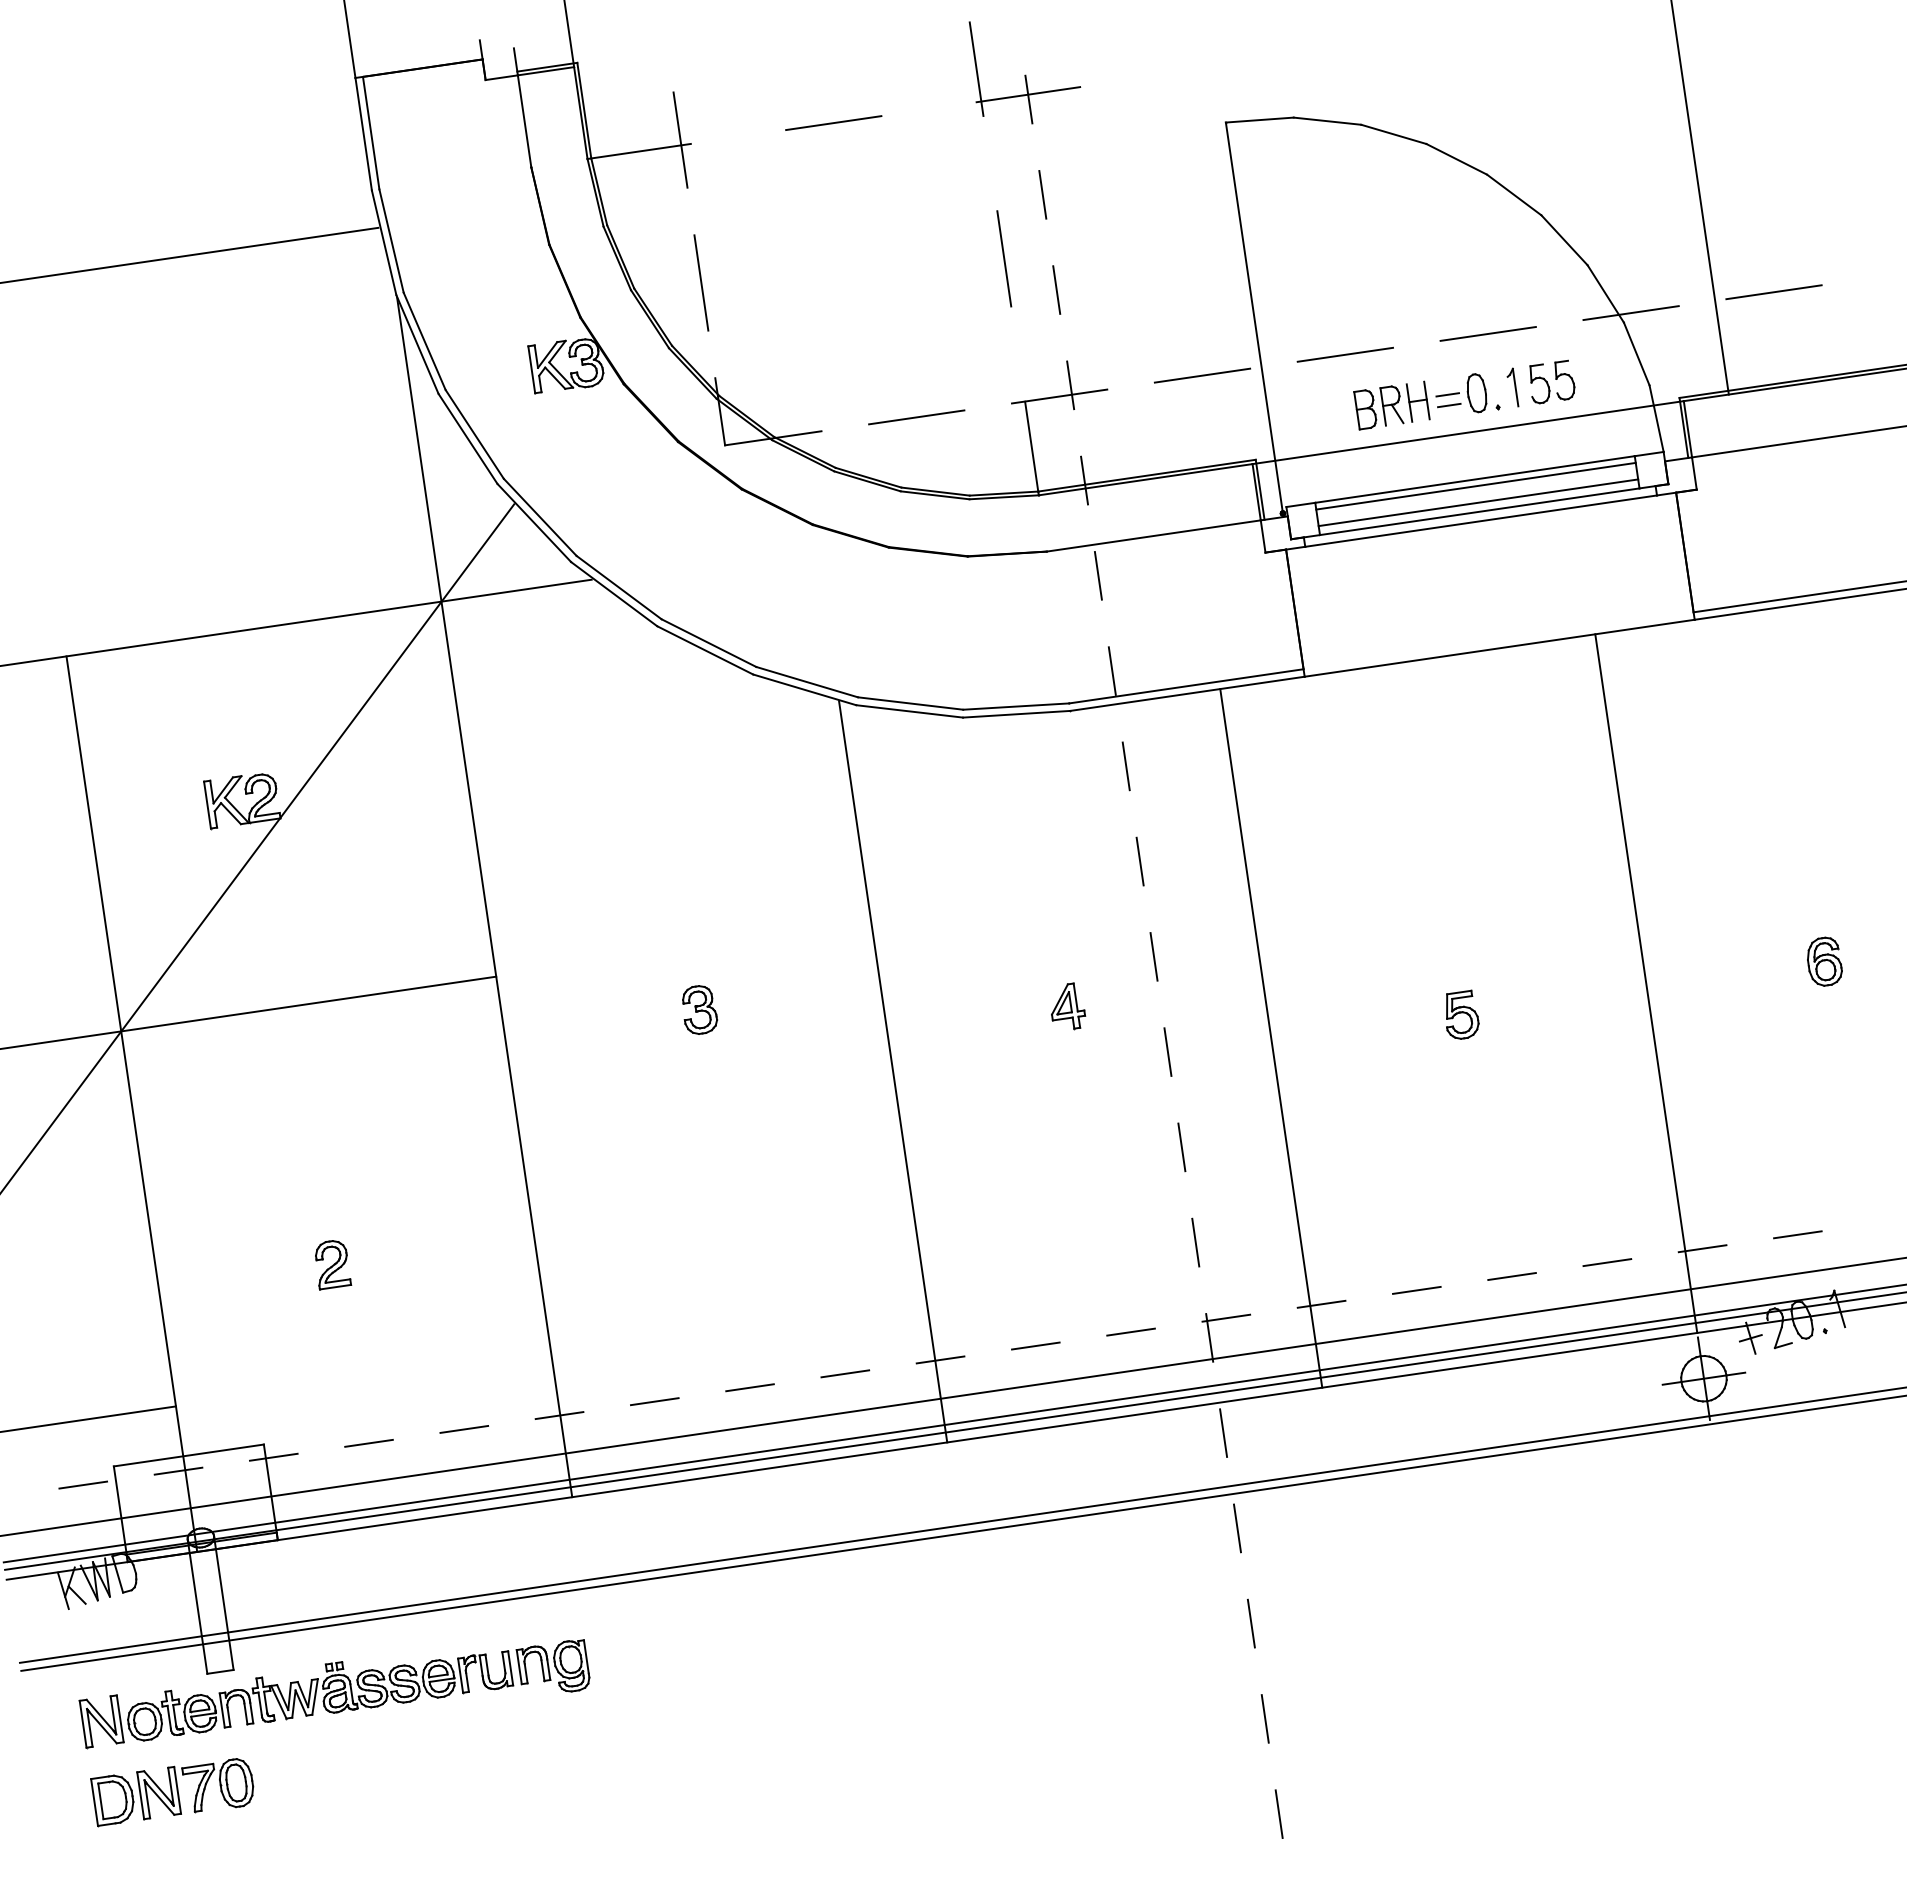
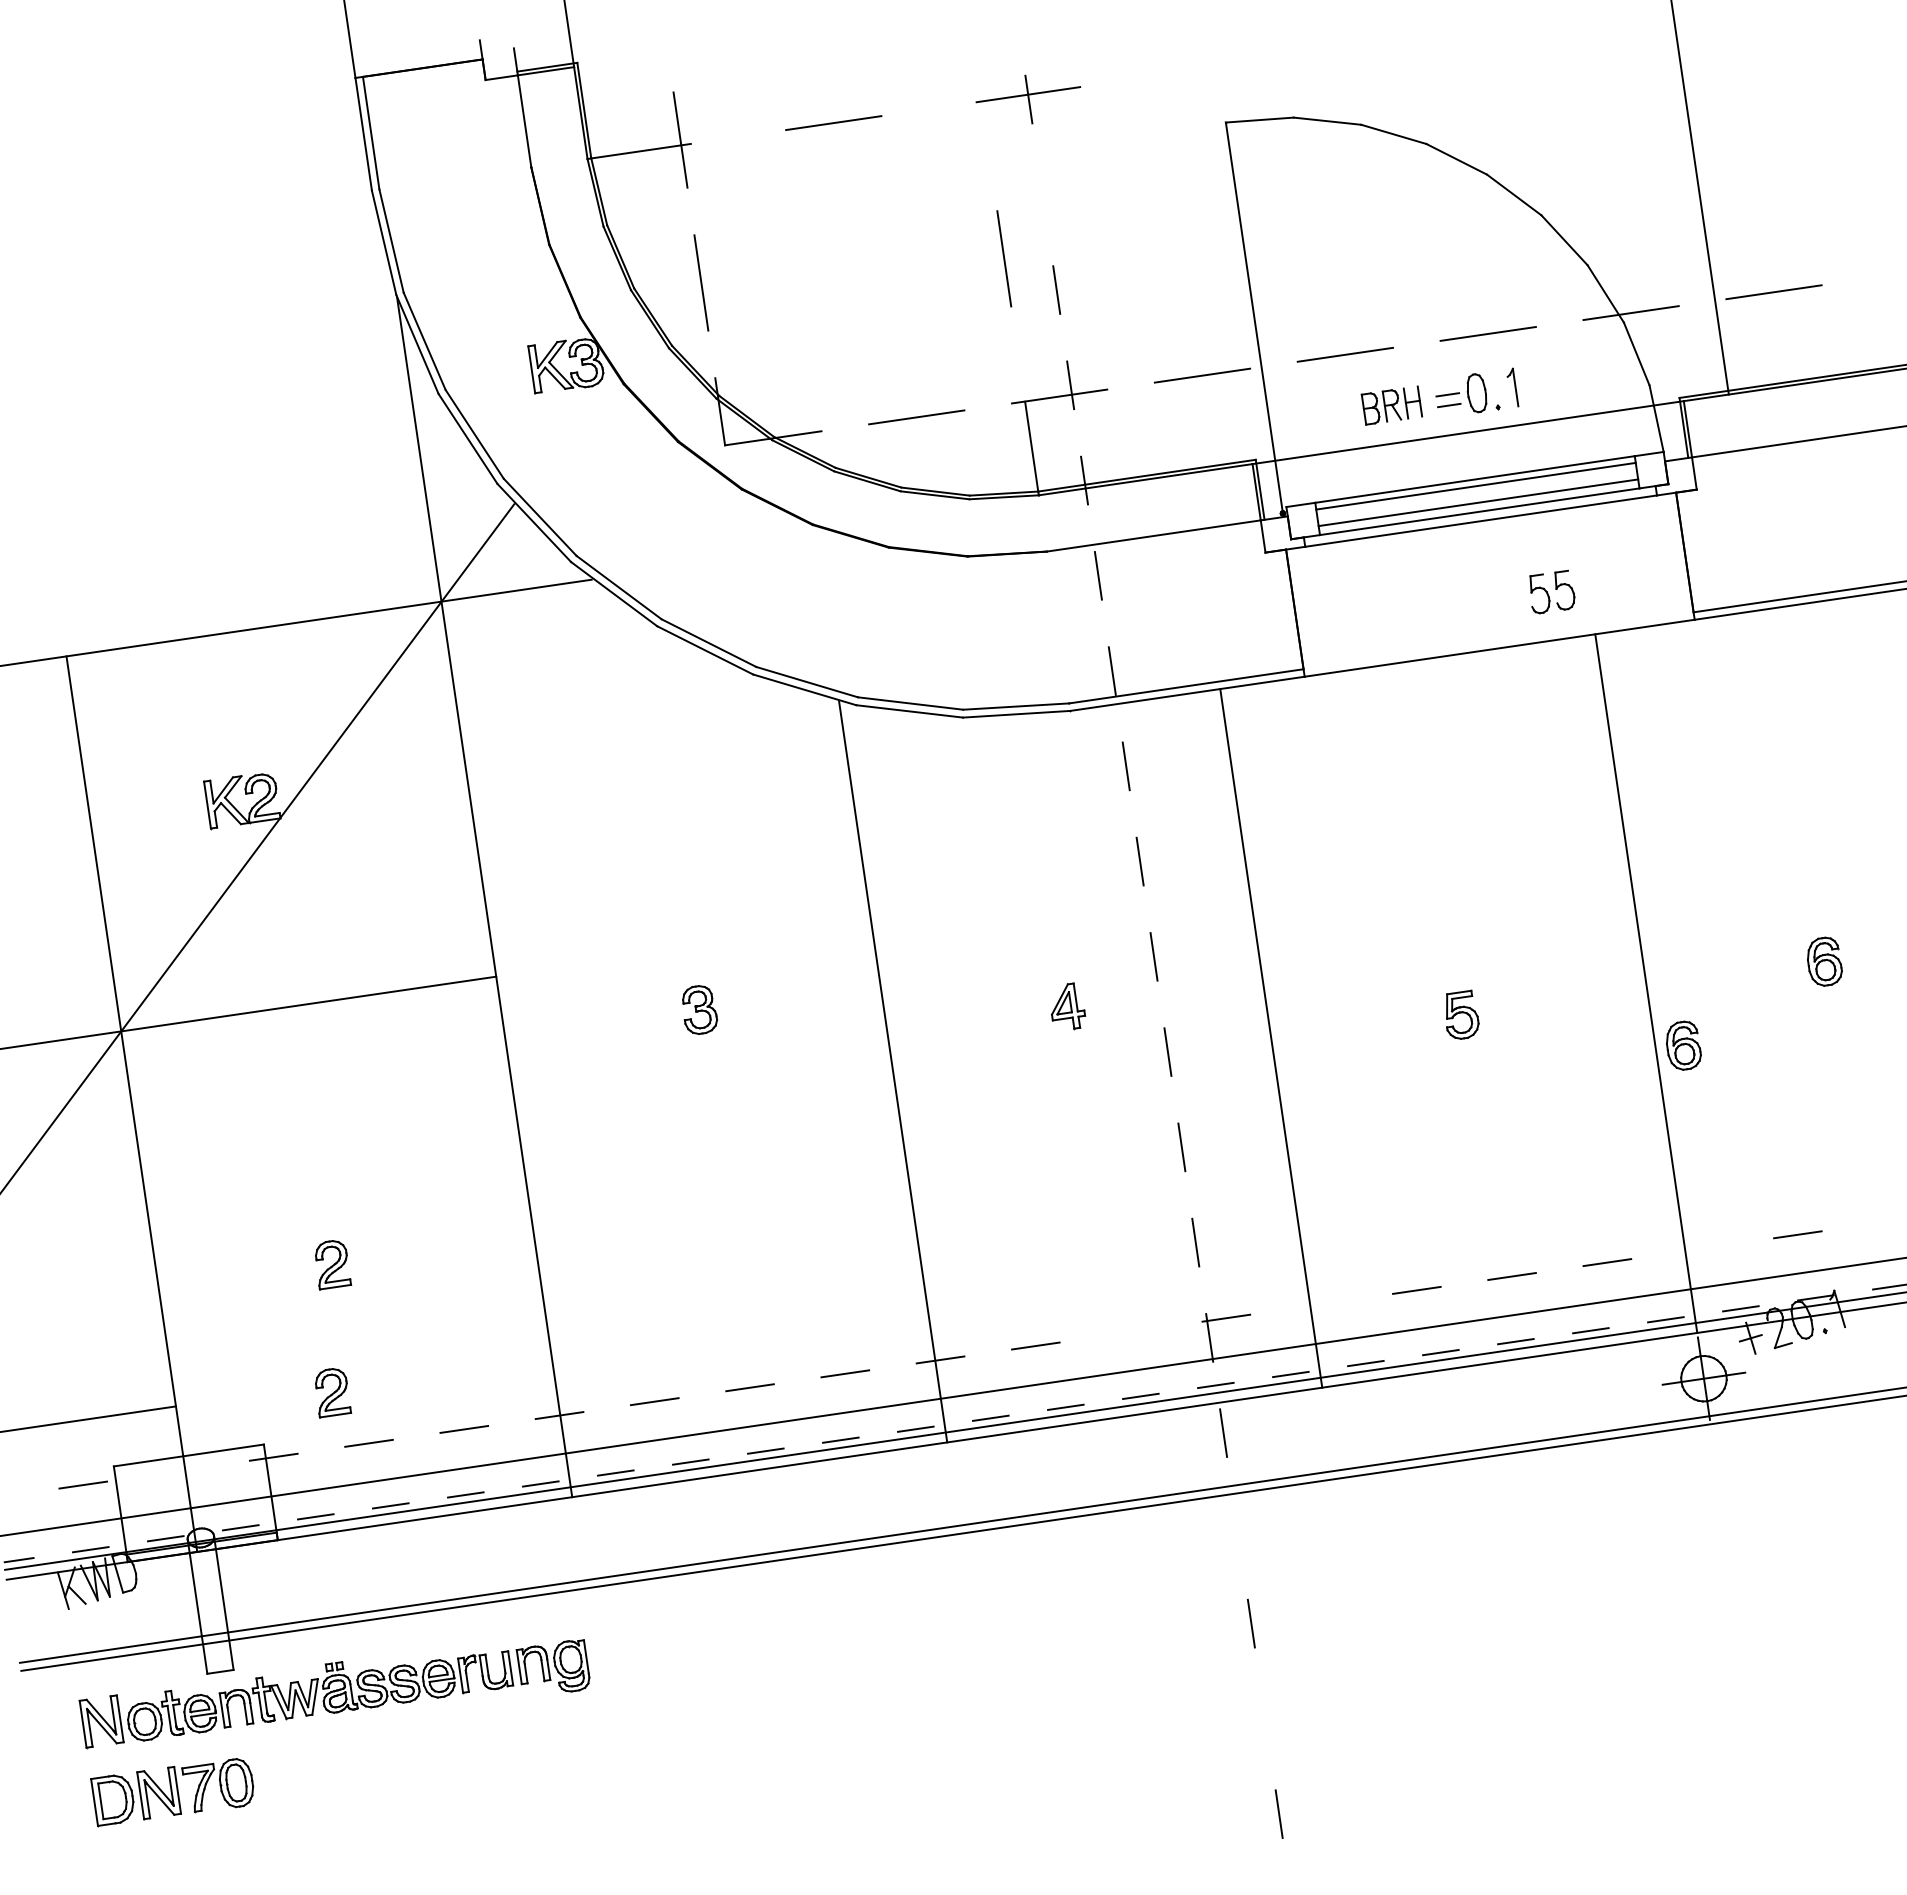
line: present -> none (976, 68)
line: present -> none (1042, 194)
line: present -> none (190, 254)
part position: (1552, 381) -> (1552, 591) (1552, 591)
part size: 78x51 px -> 63x41 px (1391, 405)
part: none -> present (1683, 1045)
line: present -> none (1702, 1248)
line: present -> none (1321, 1303)
line: present -> none (1130, 1331)
part: none -> present (333, 1393)
line: solid -> dashed (954, 1423)
line: present -> none (178, 1470)
line: present -> none (1236, 1528)
line: present -> none (1264, 1718)
